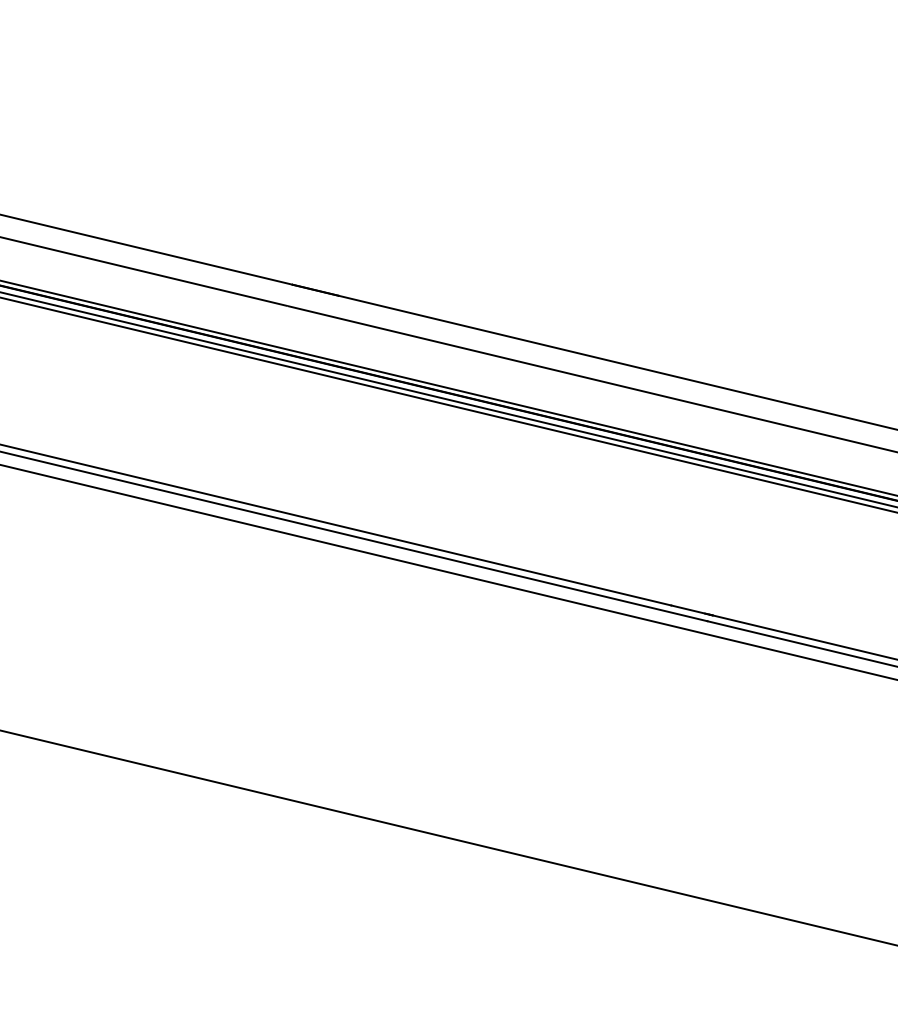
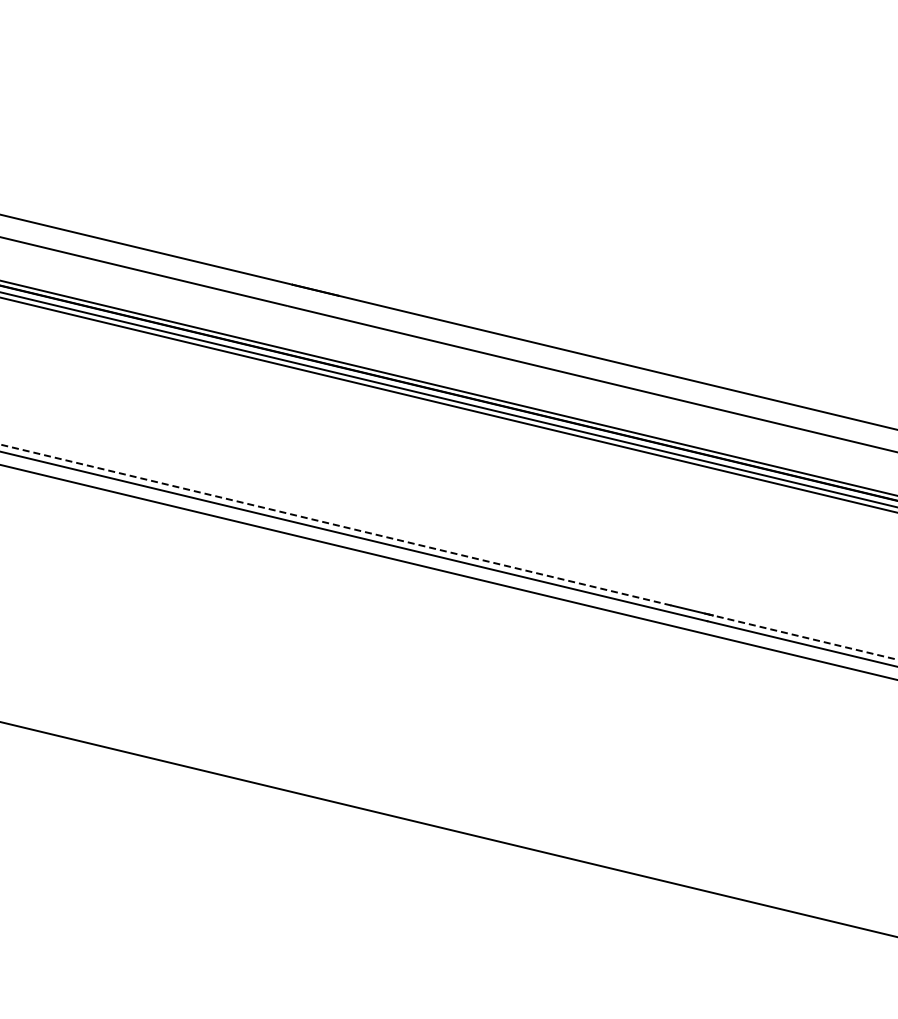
line: solid -> dashed (335, 525)
line: solid -> dashed (804, 637)
line position: (448, 837) -> (448, 829) (448, 829)
